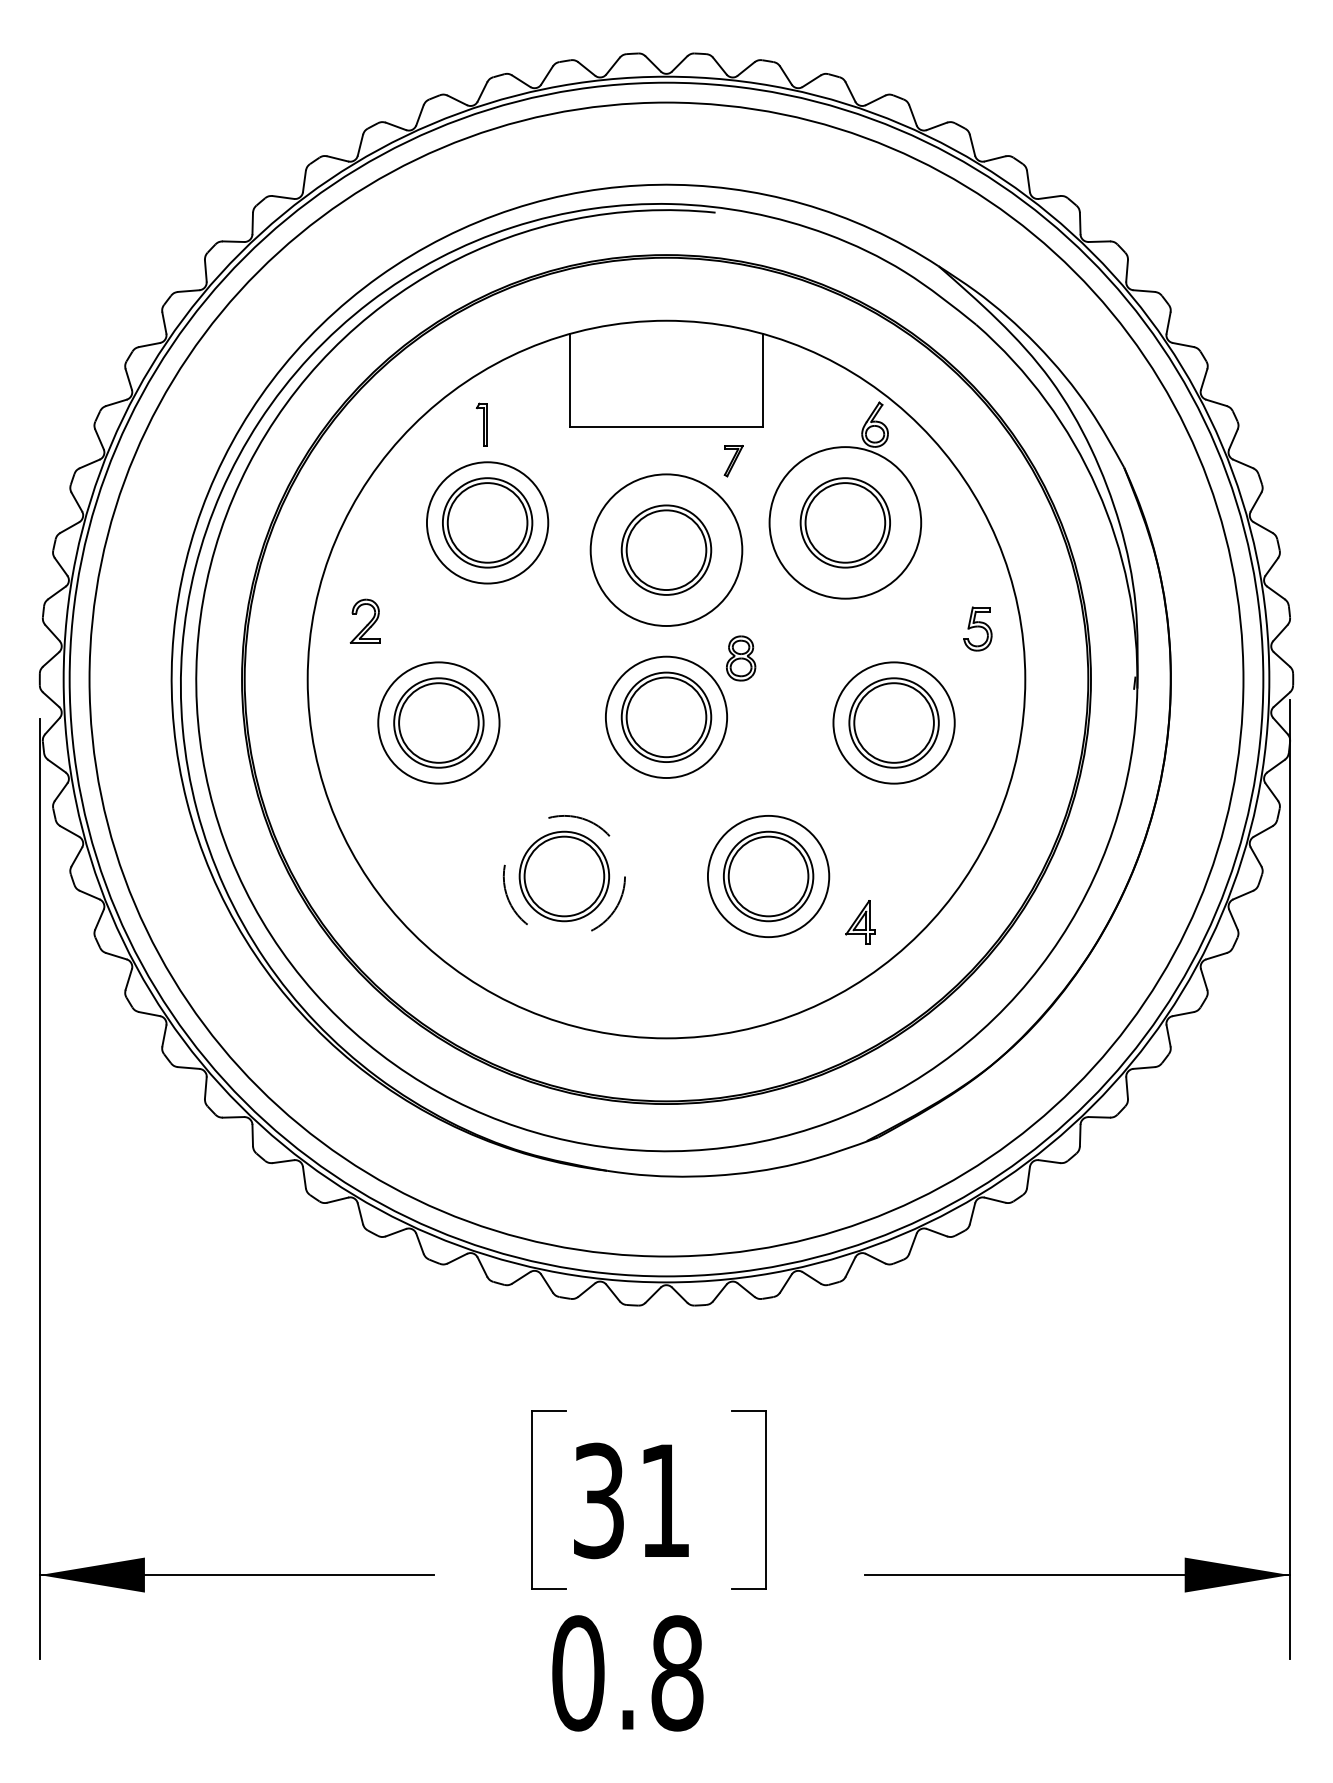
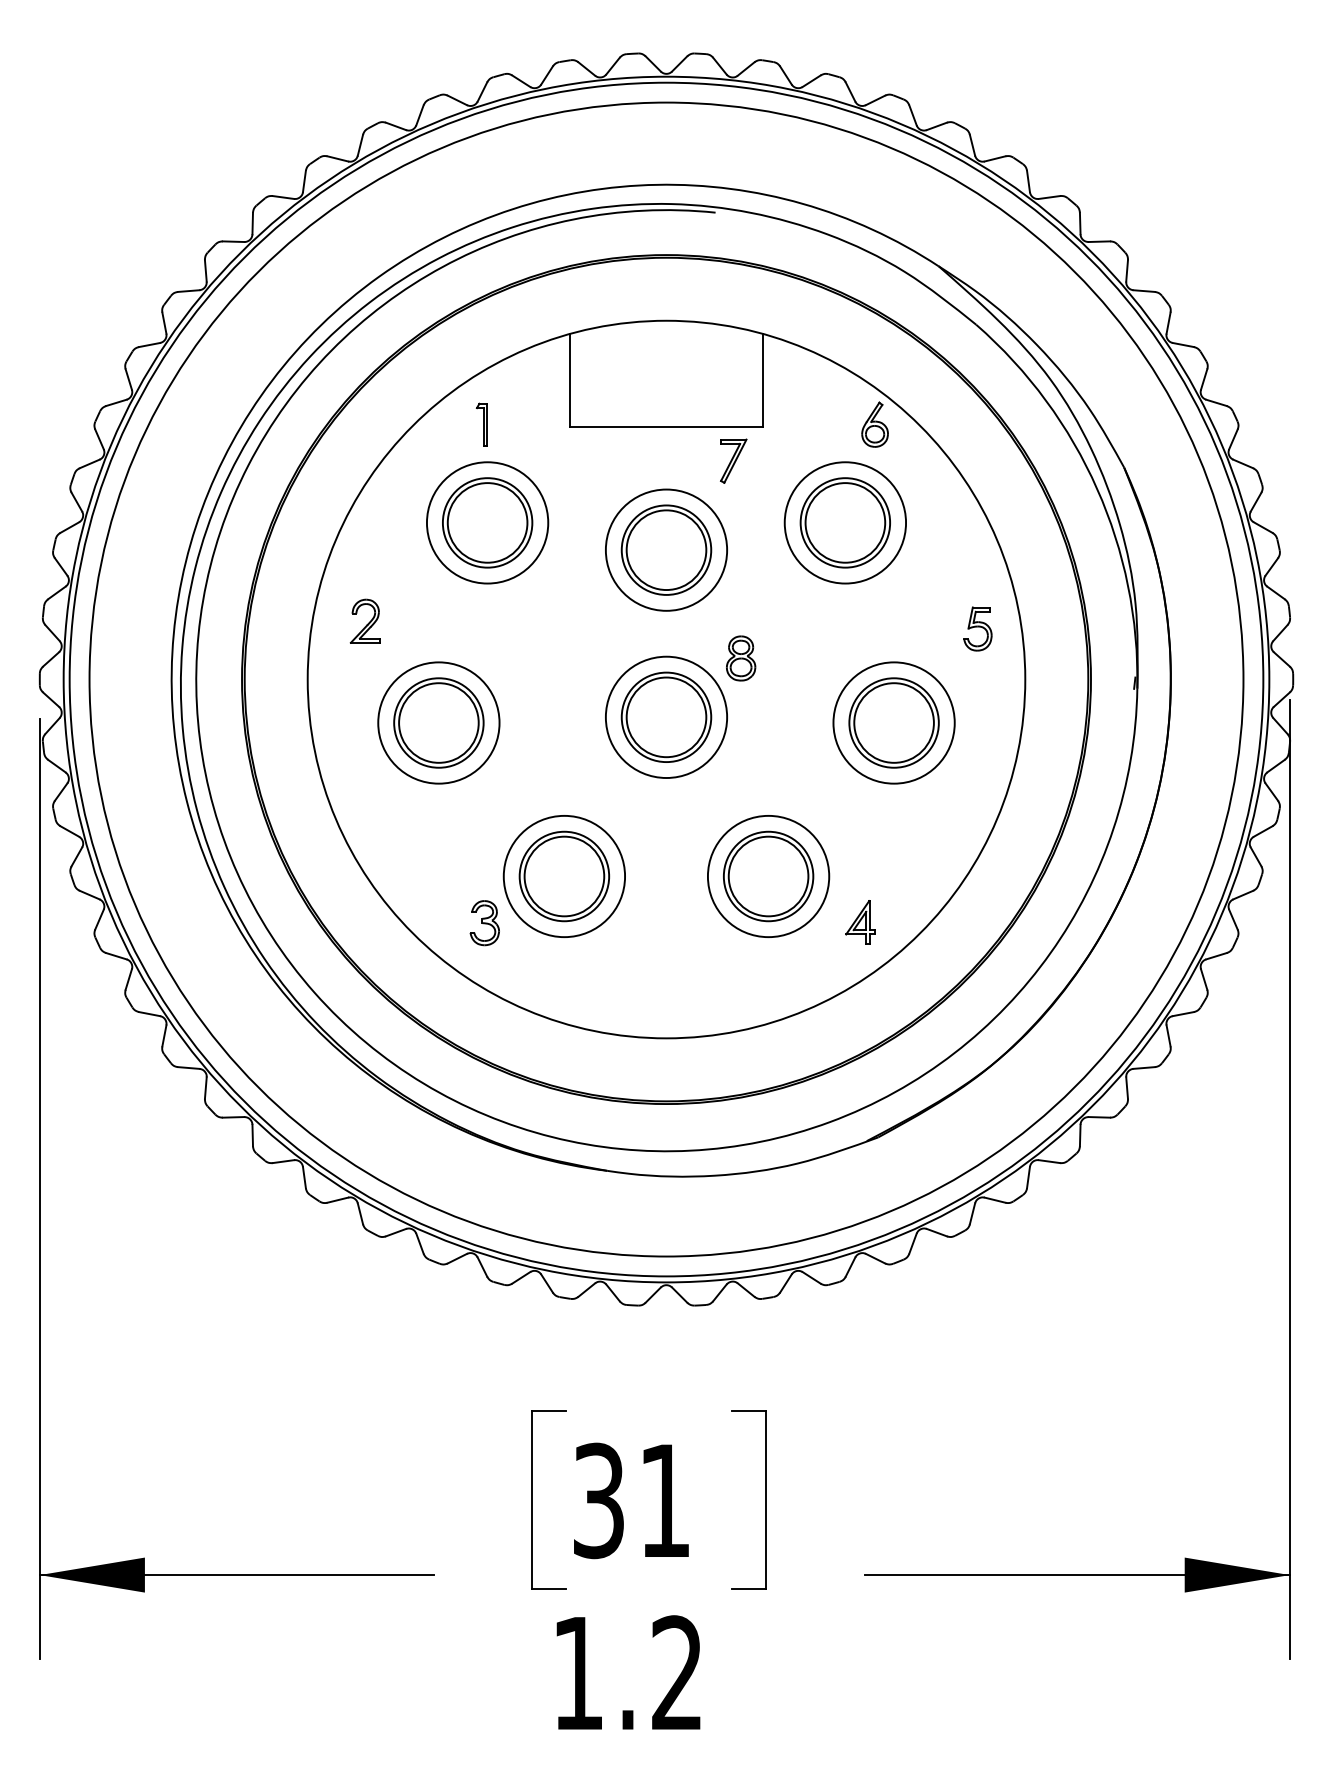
part size: 21x33 px -> 28x46 px (733, 460)
circle diameter: 152 px -> 121 px (845, 522)
circle diameter: 152 px -> 121 px (666, 549)
circle: dashed -> solid (564, 876)
part: none -> present (484, 923)
text: 0.8 -> 1.2 (627, 1673)
